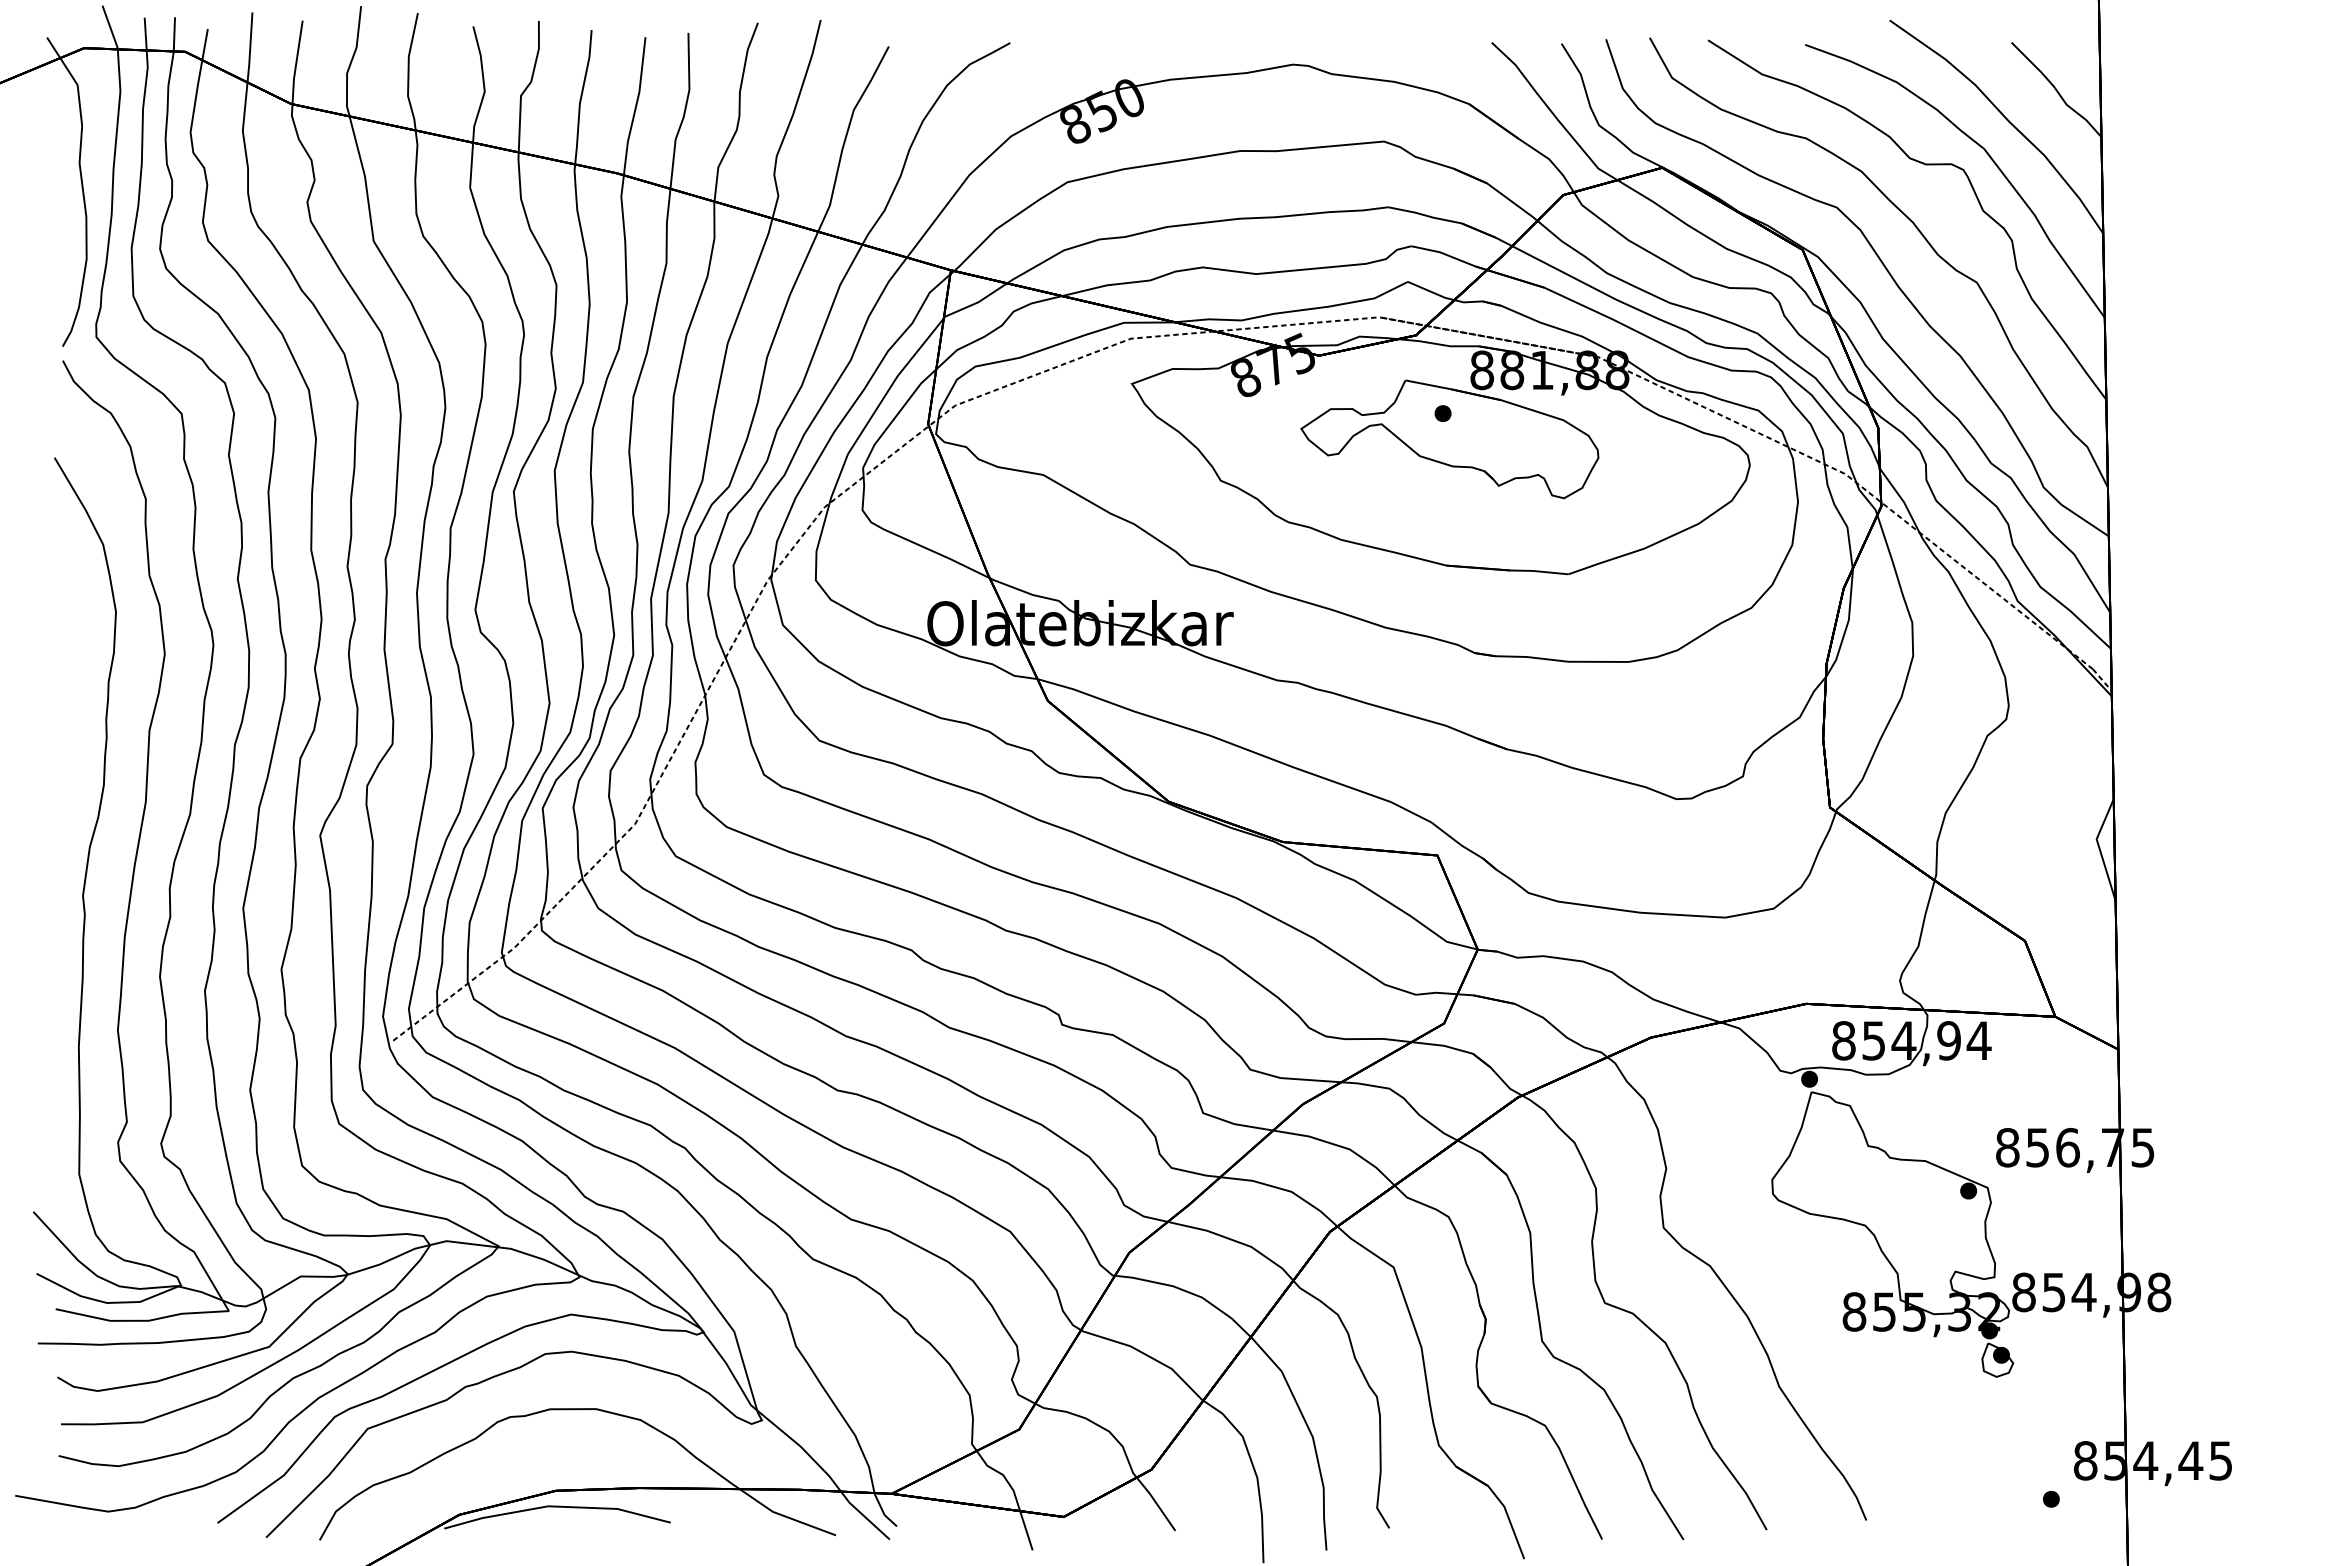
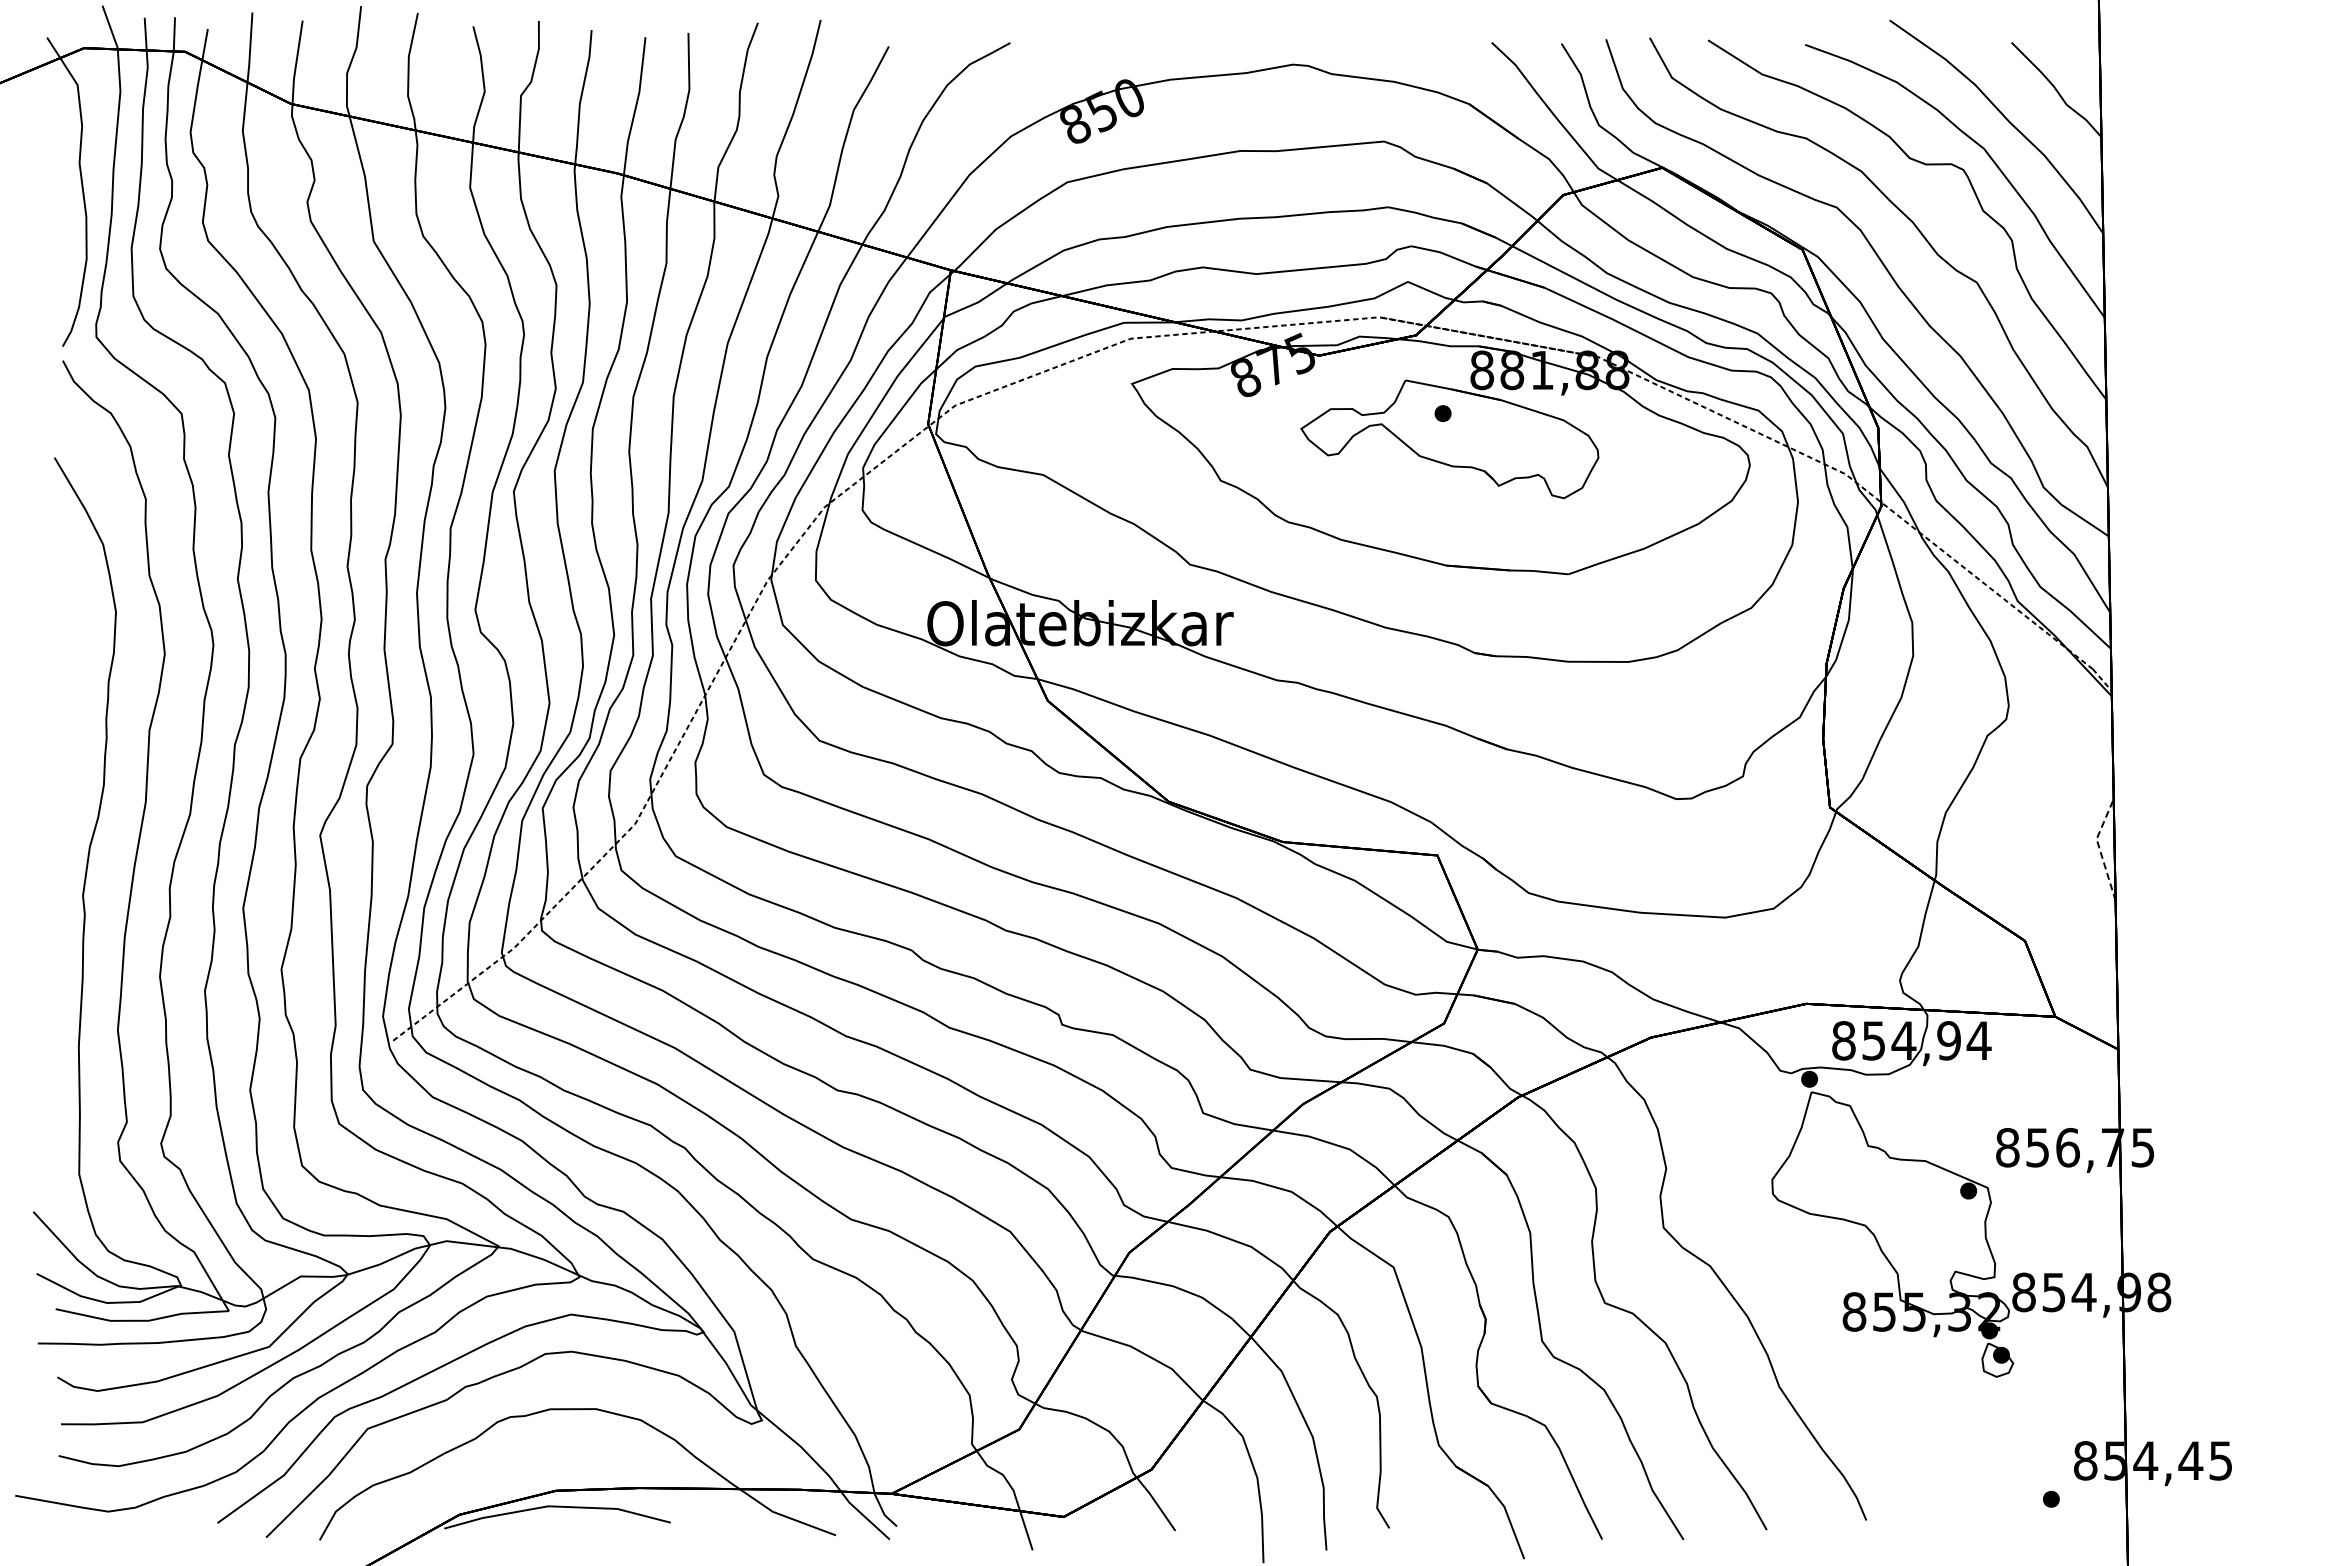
line: solid -> dashed (2099, 848)
